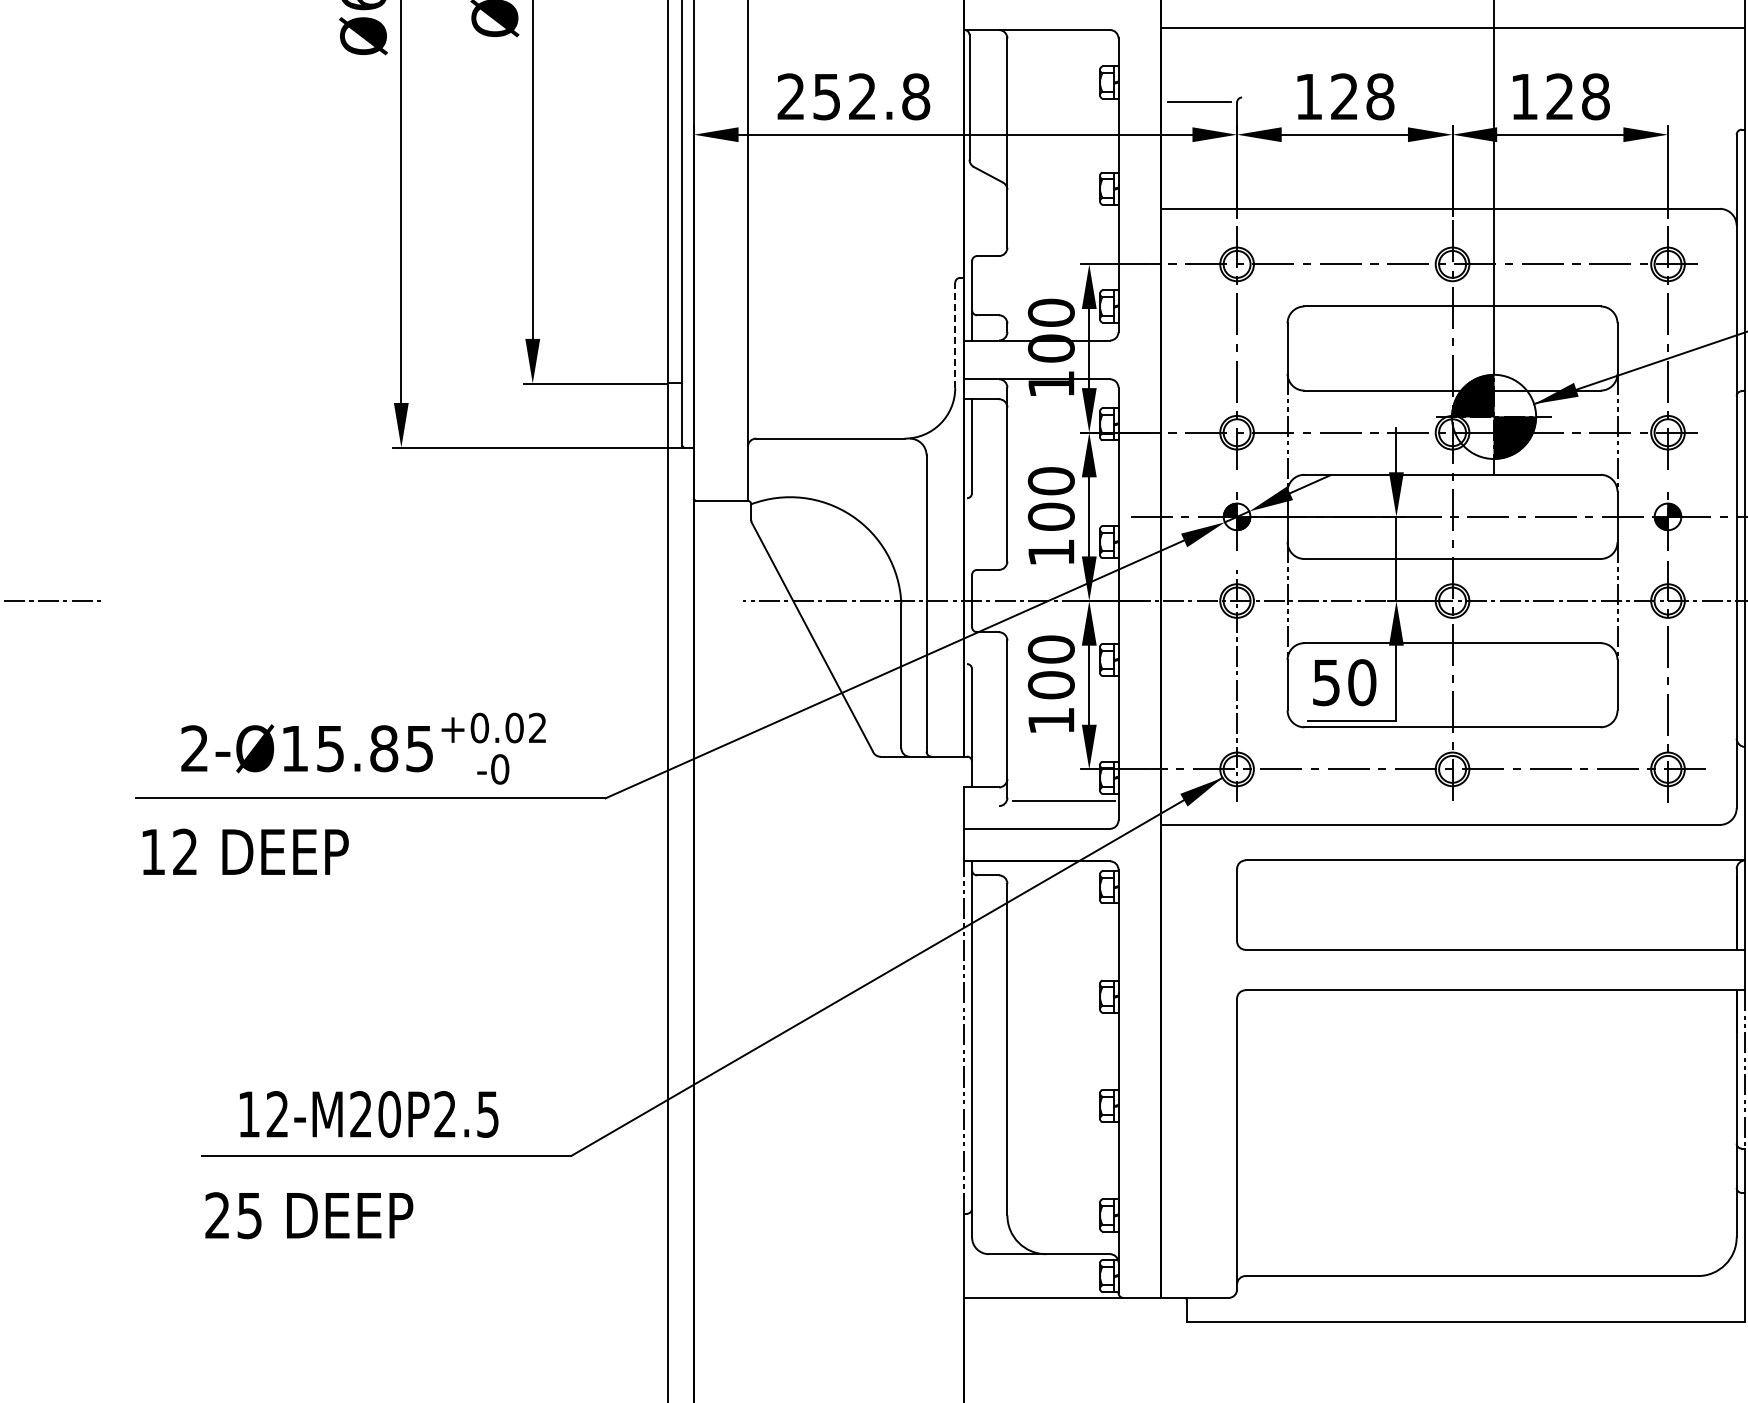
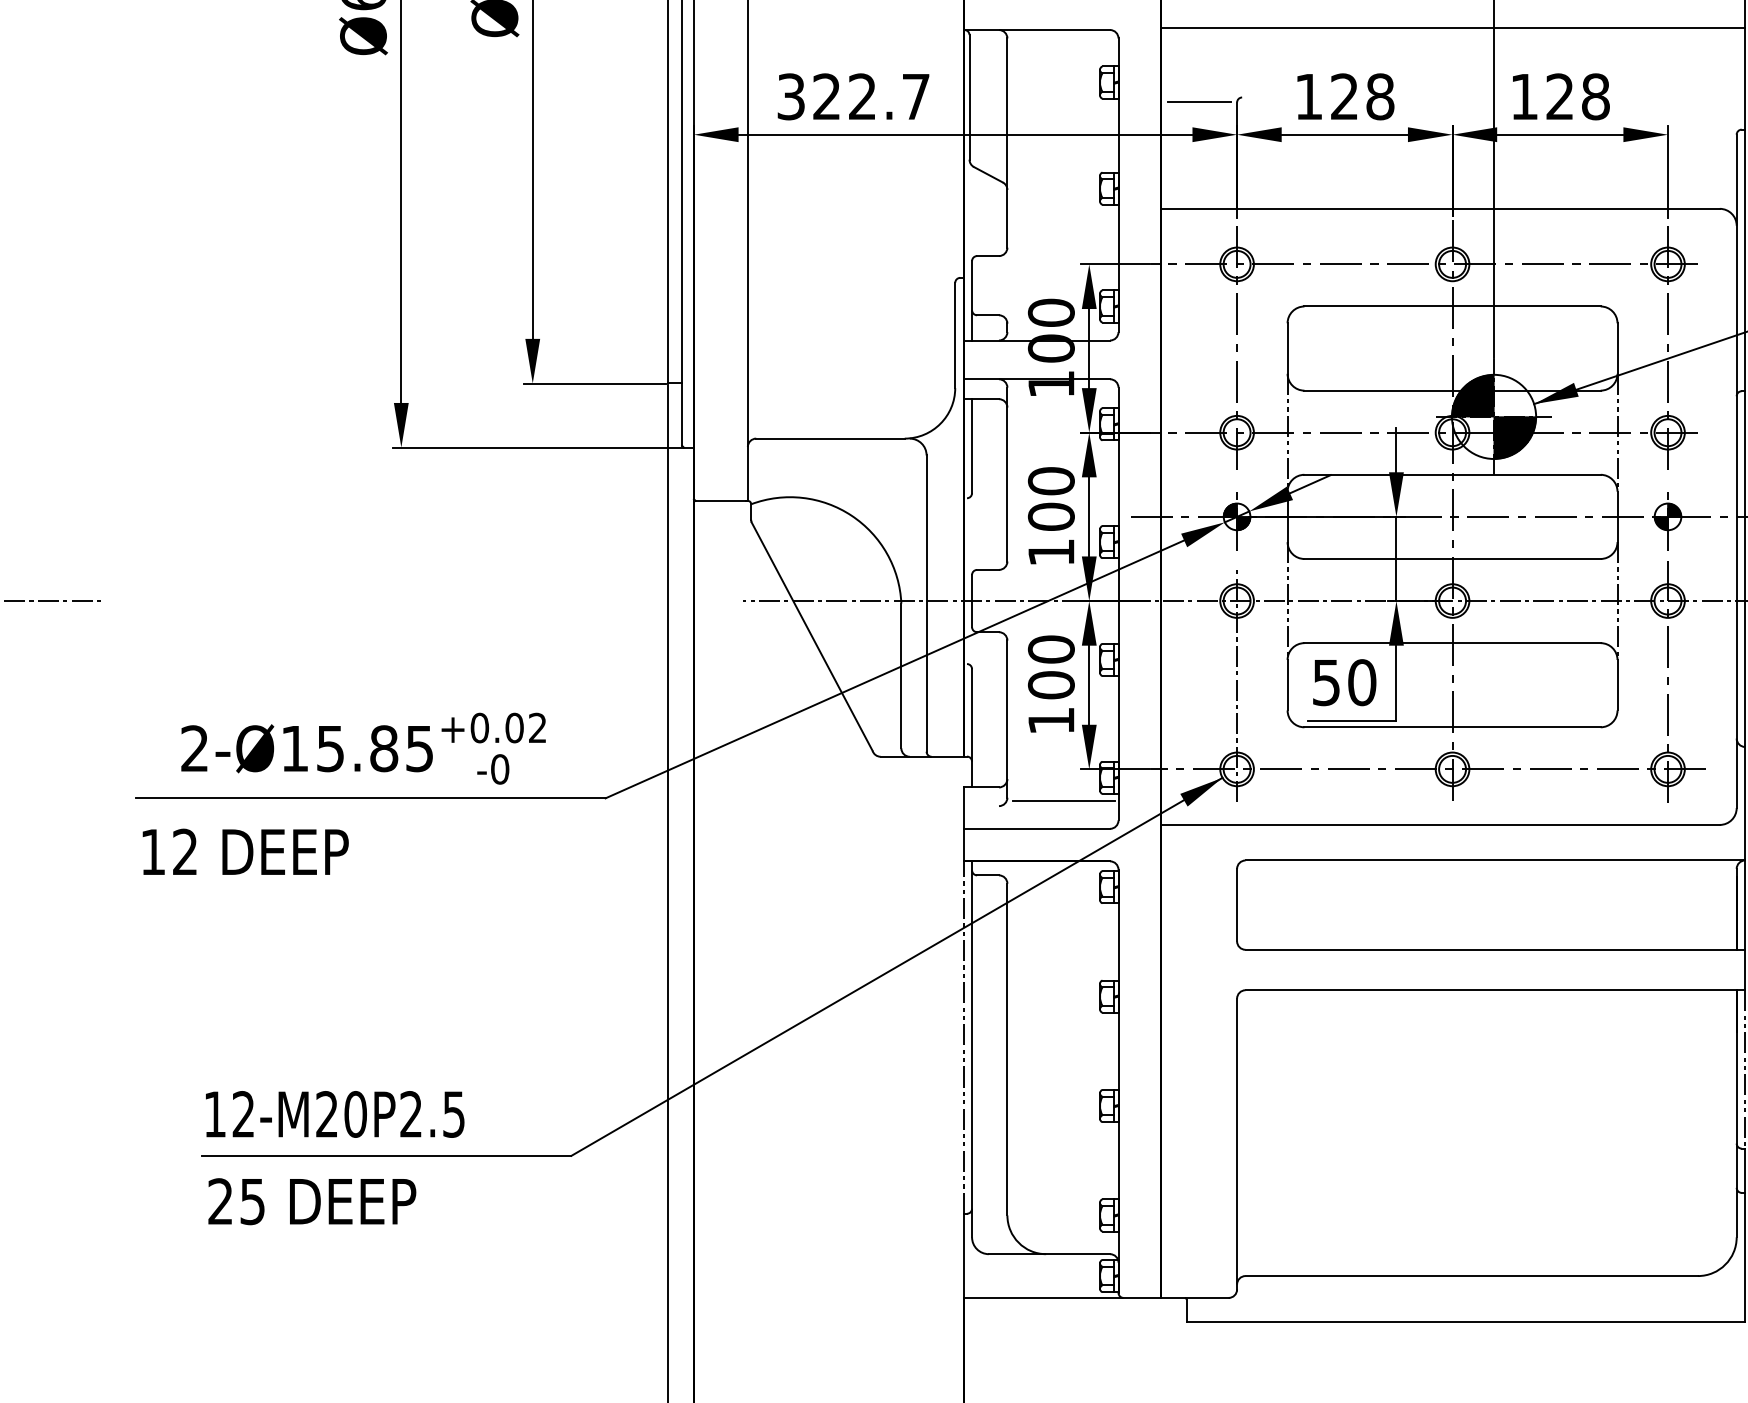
text: 252.8 -> 322.7 (853, 96)
line: dashed -> solid (955, 335)
text position: (369, 1114) -> (335, 1114) (335, 1114)
text position: (309, 1215) -> (312, 1201) (312, 1201)
